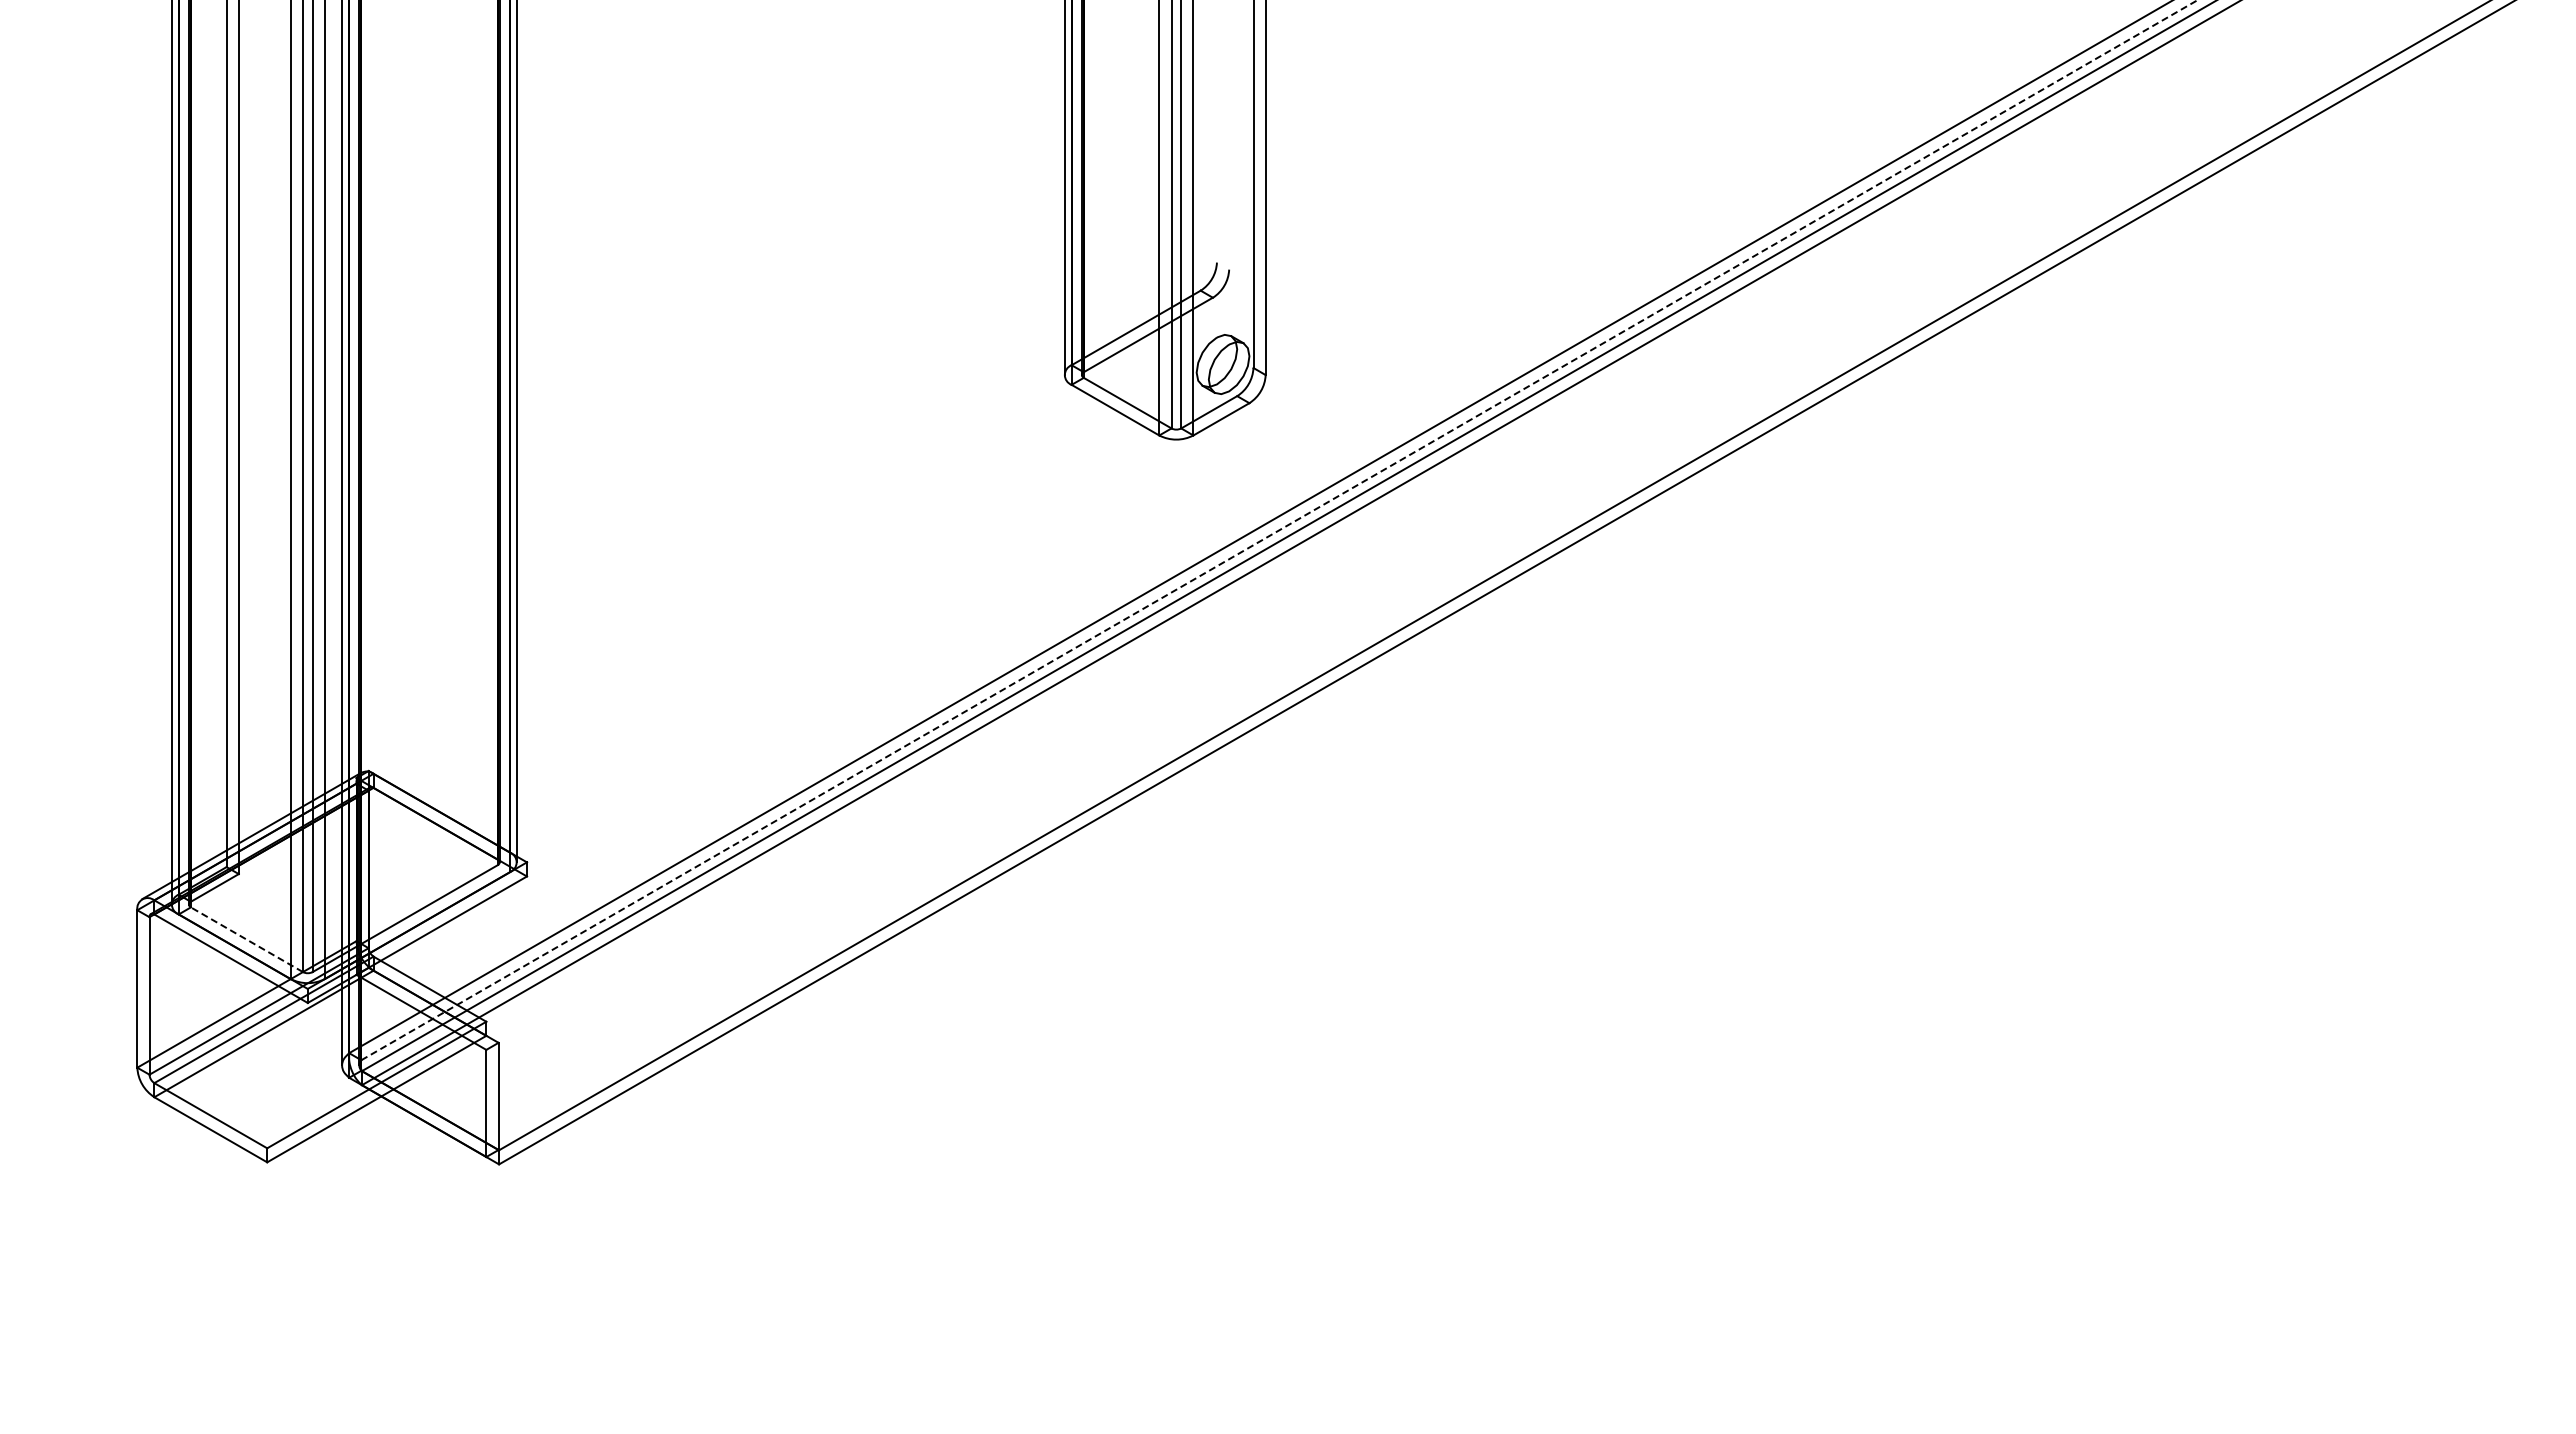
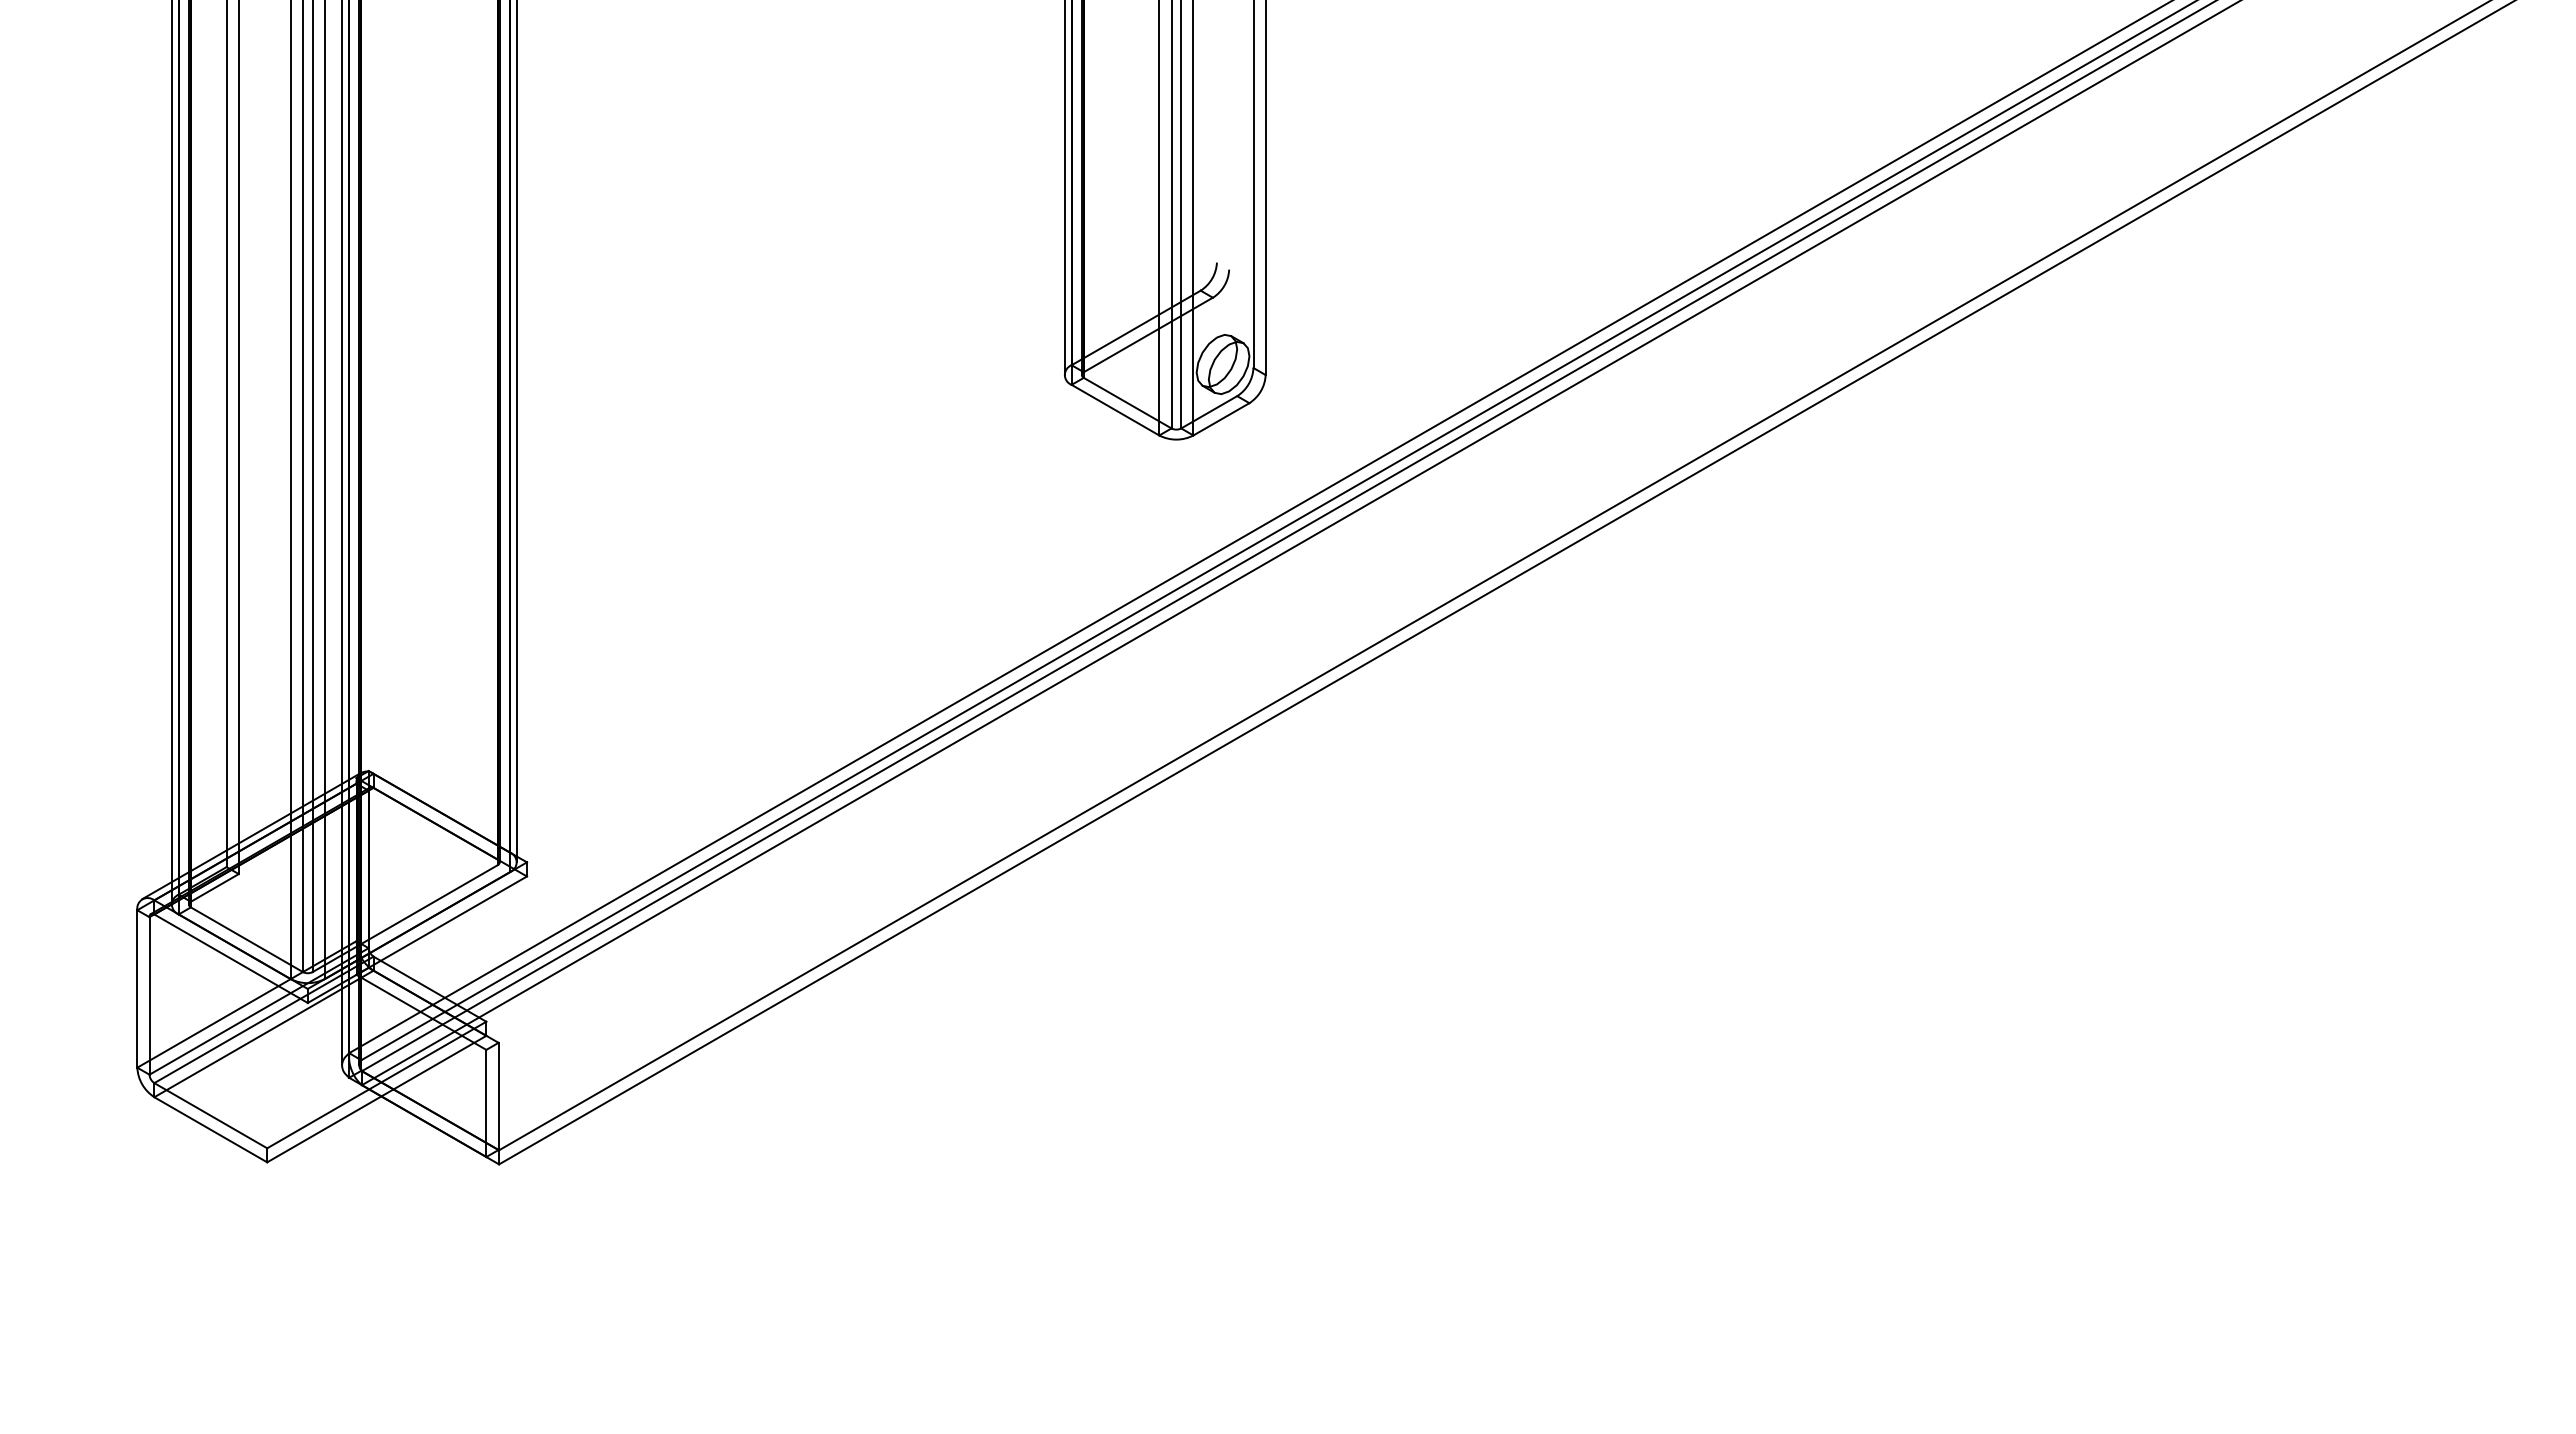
line: dashed -> solid (1279, 530)
line: dashed -> solid (246, 939)
